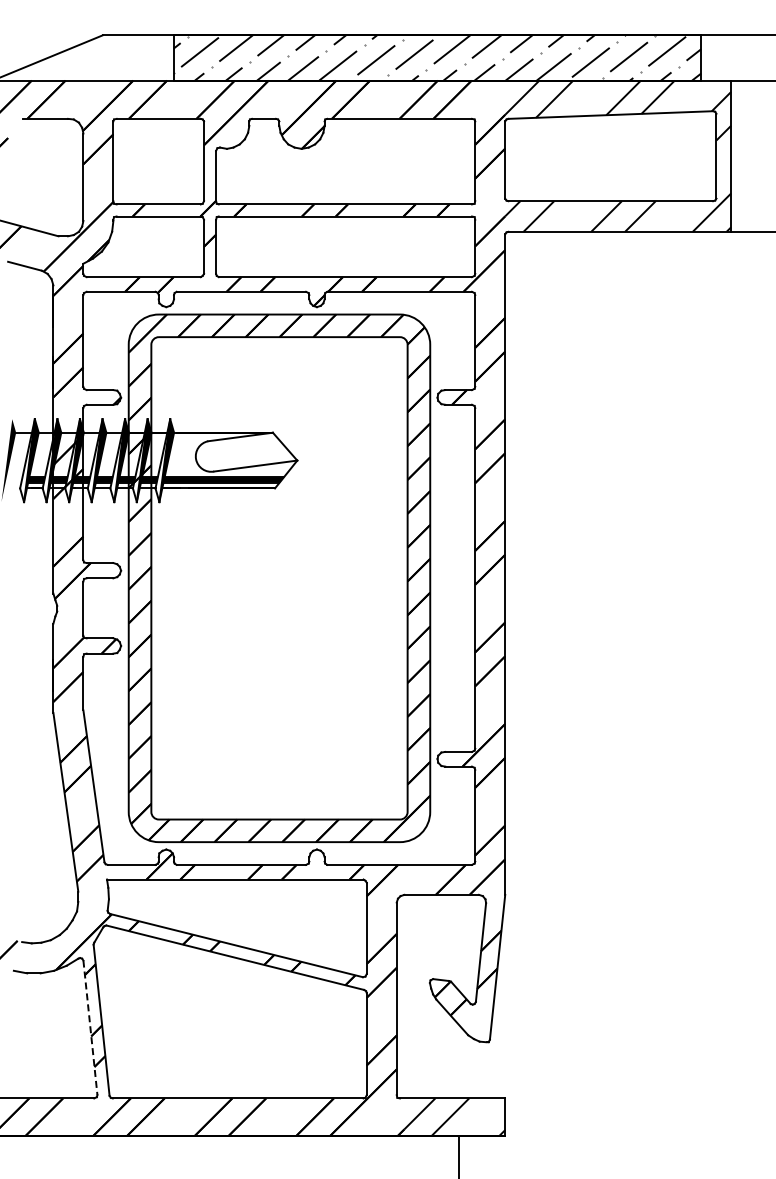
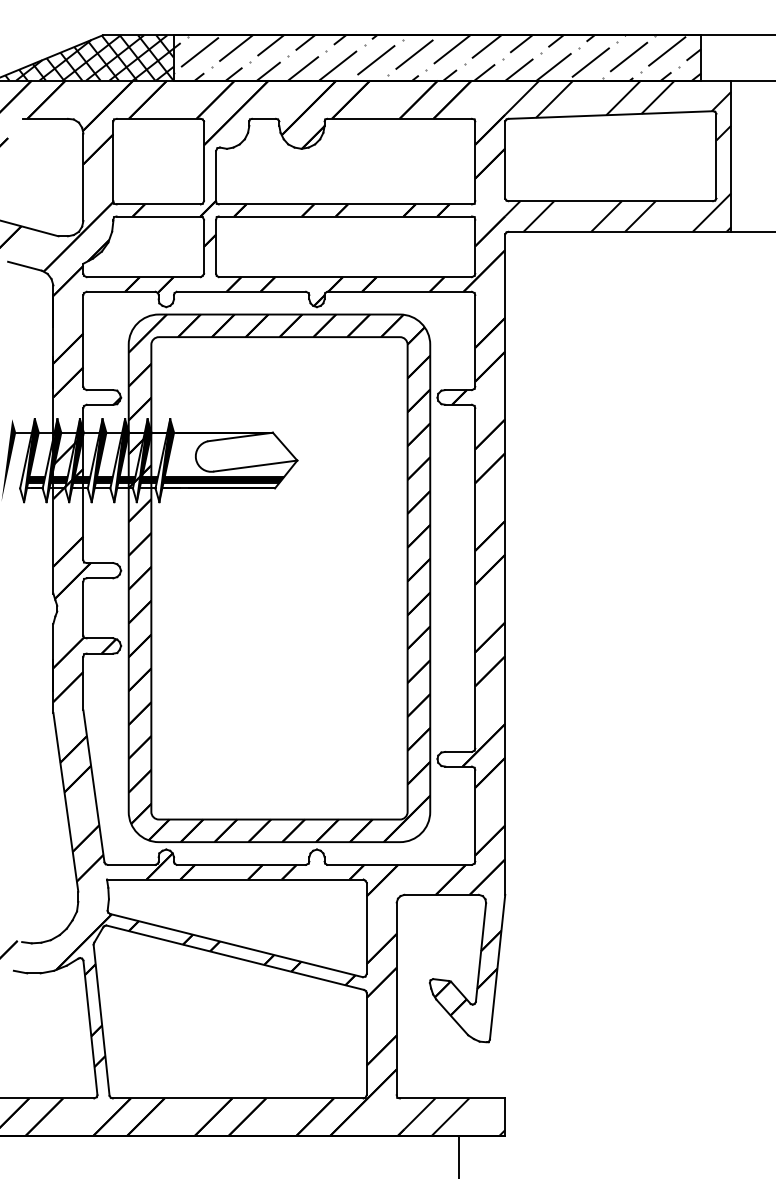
hatch: none -> present (89, 57)
line: dashed -> solid (90, 1027)
